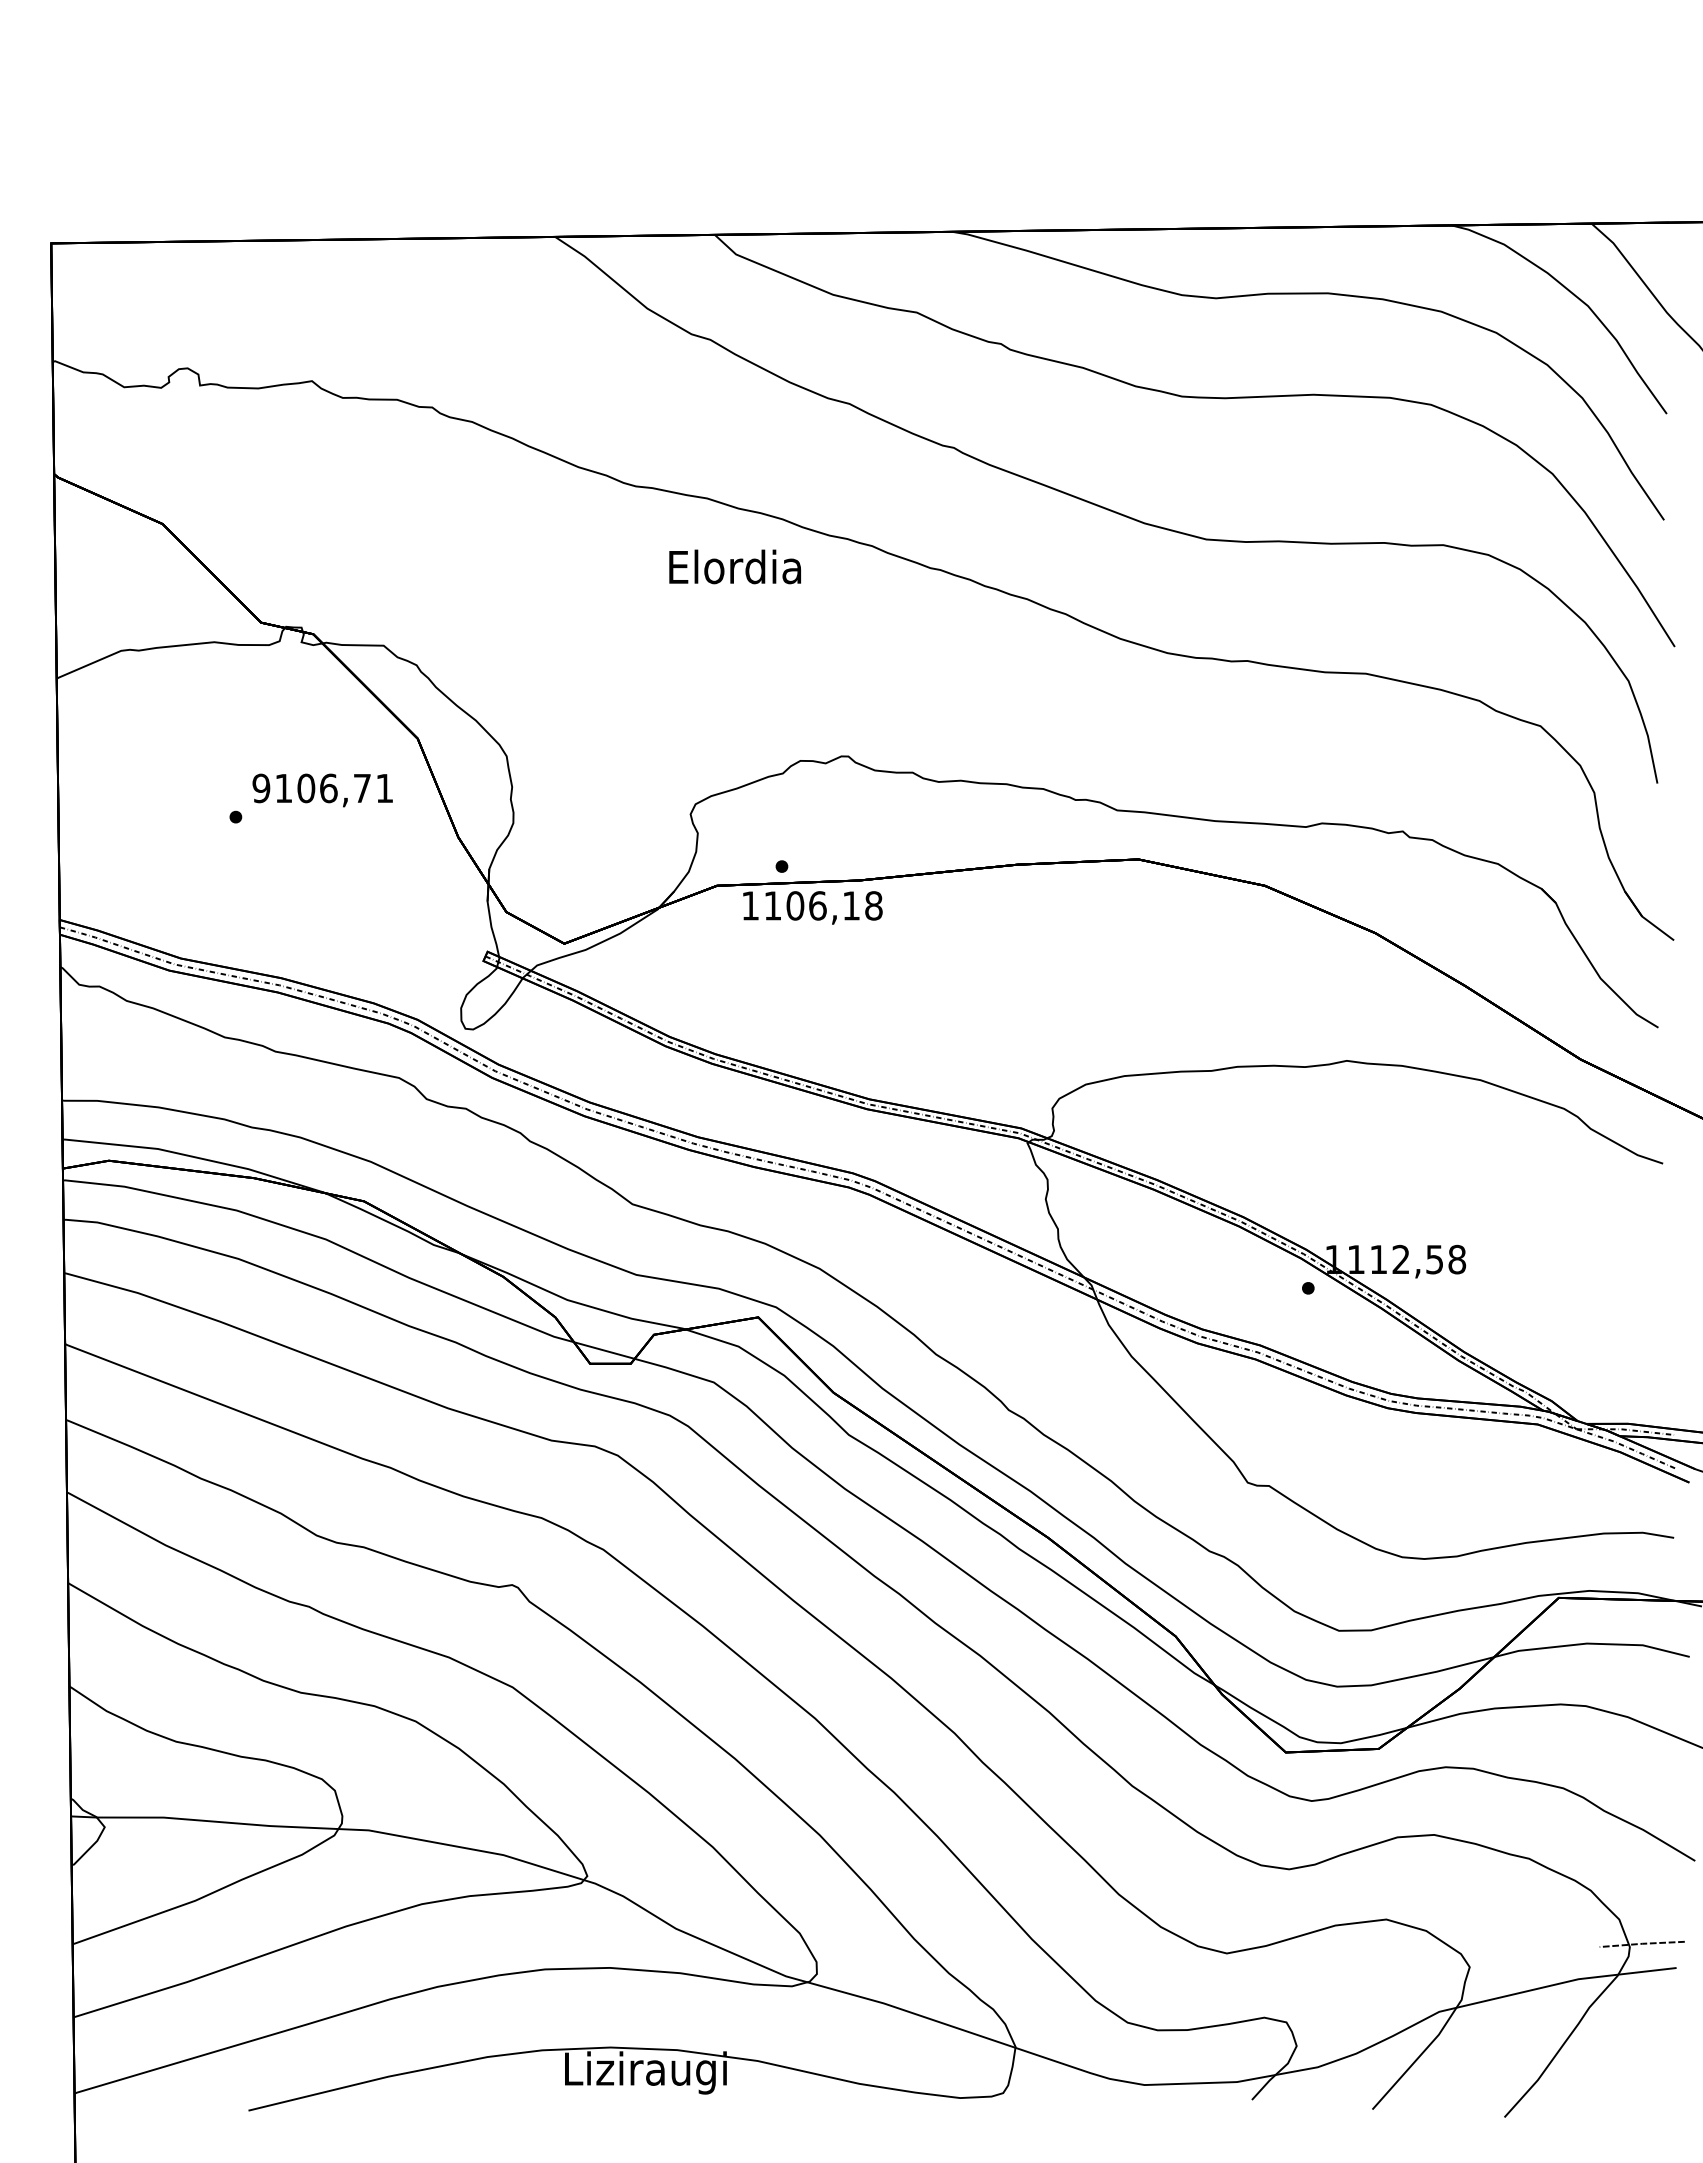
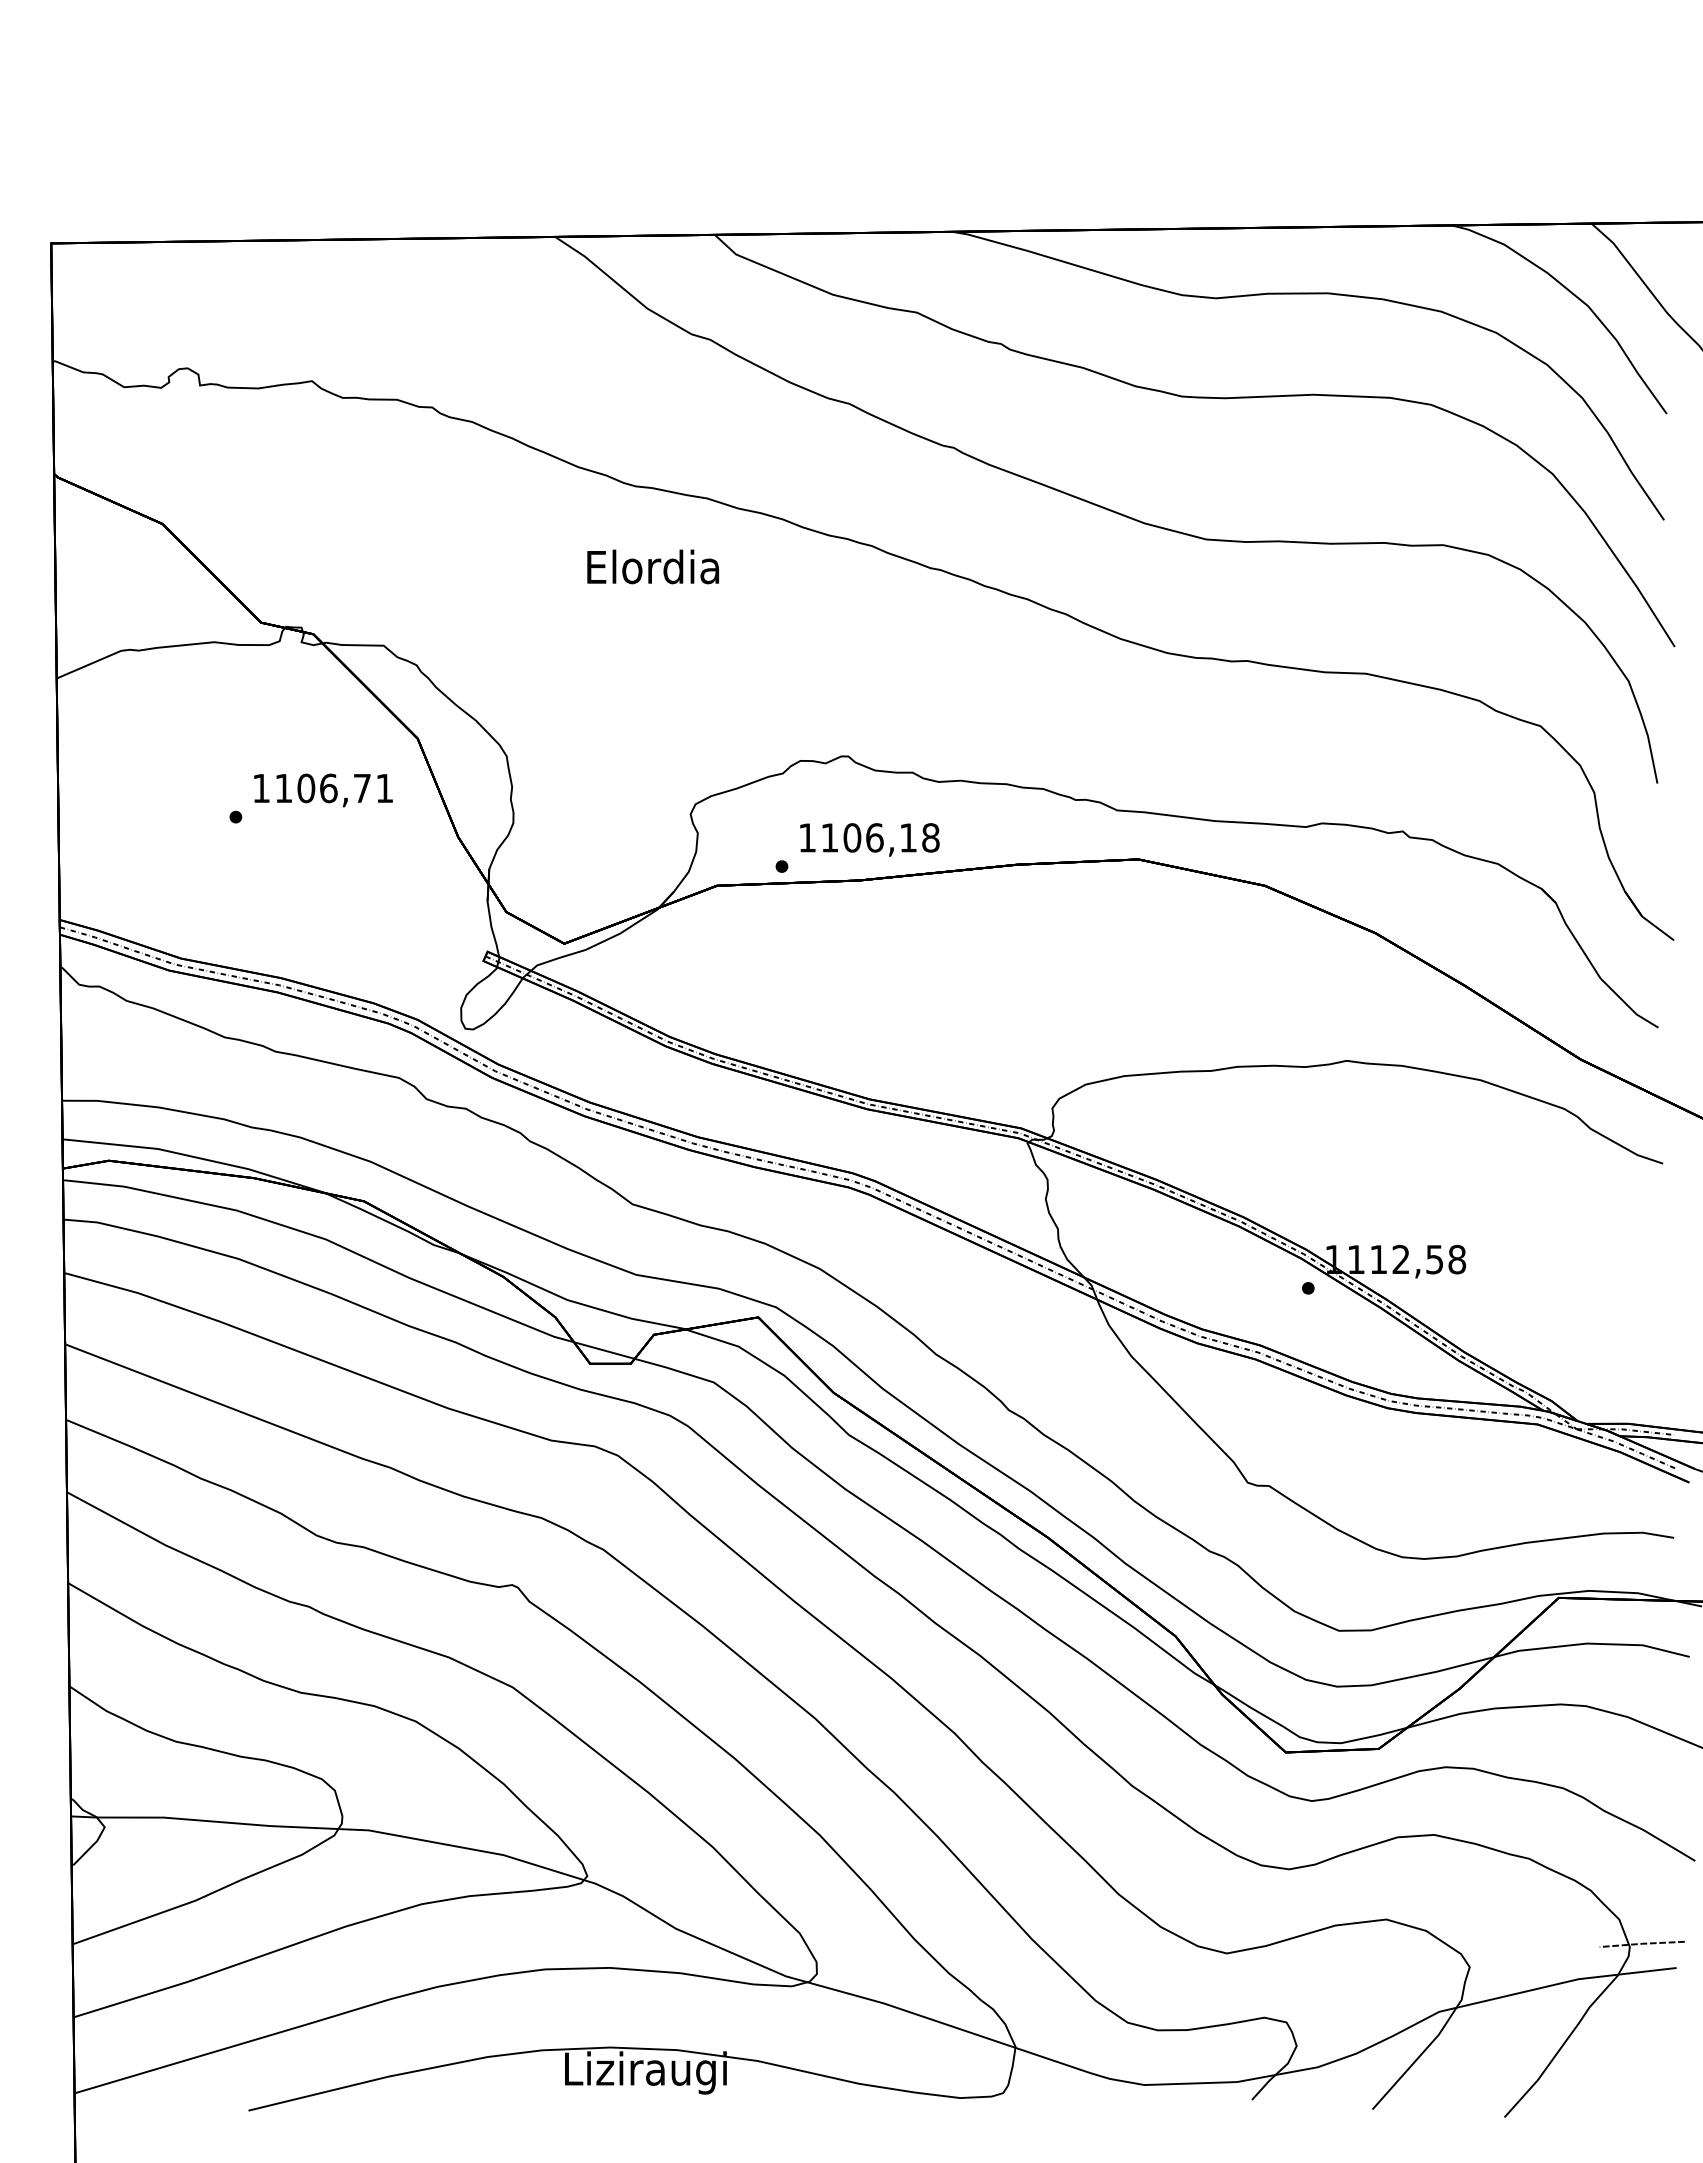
text position: (734, 566) -> (652, 566) (652, 566)
text: 9106,71 -> 1106,71 (261, 788)
text position: (812, 907) -> (869, 839) (869, 839)
